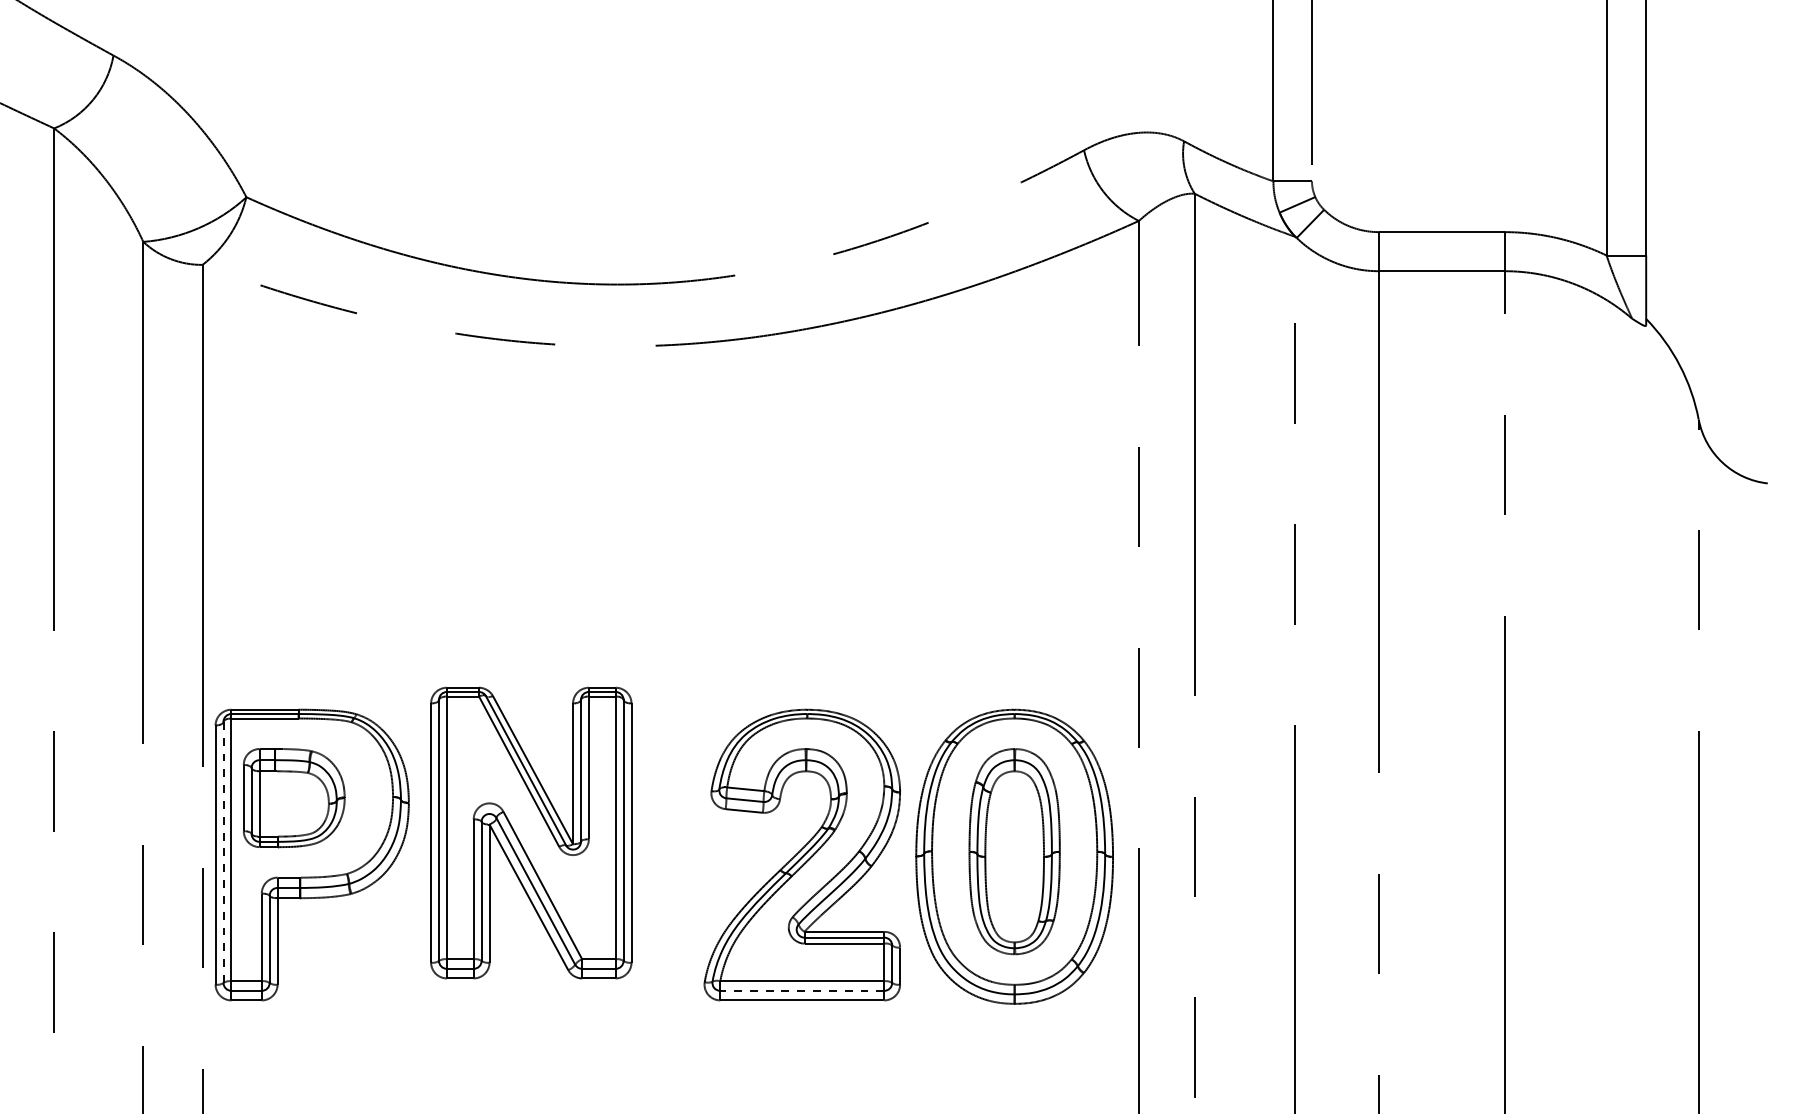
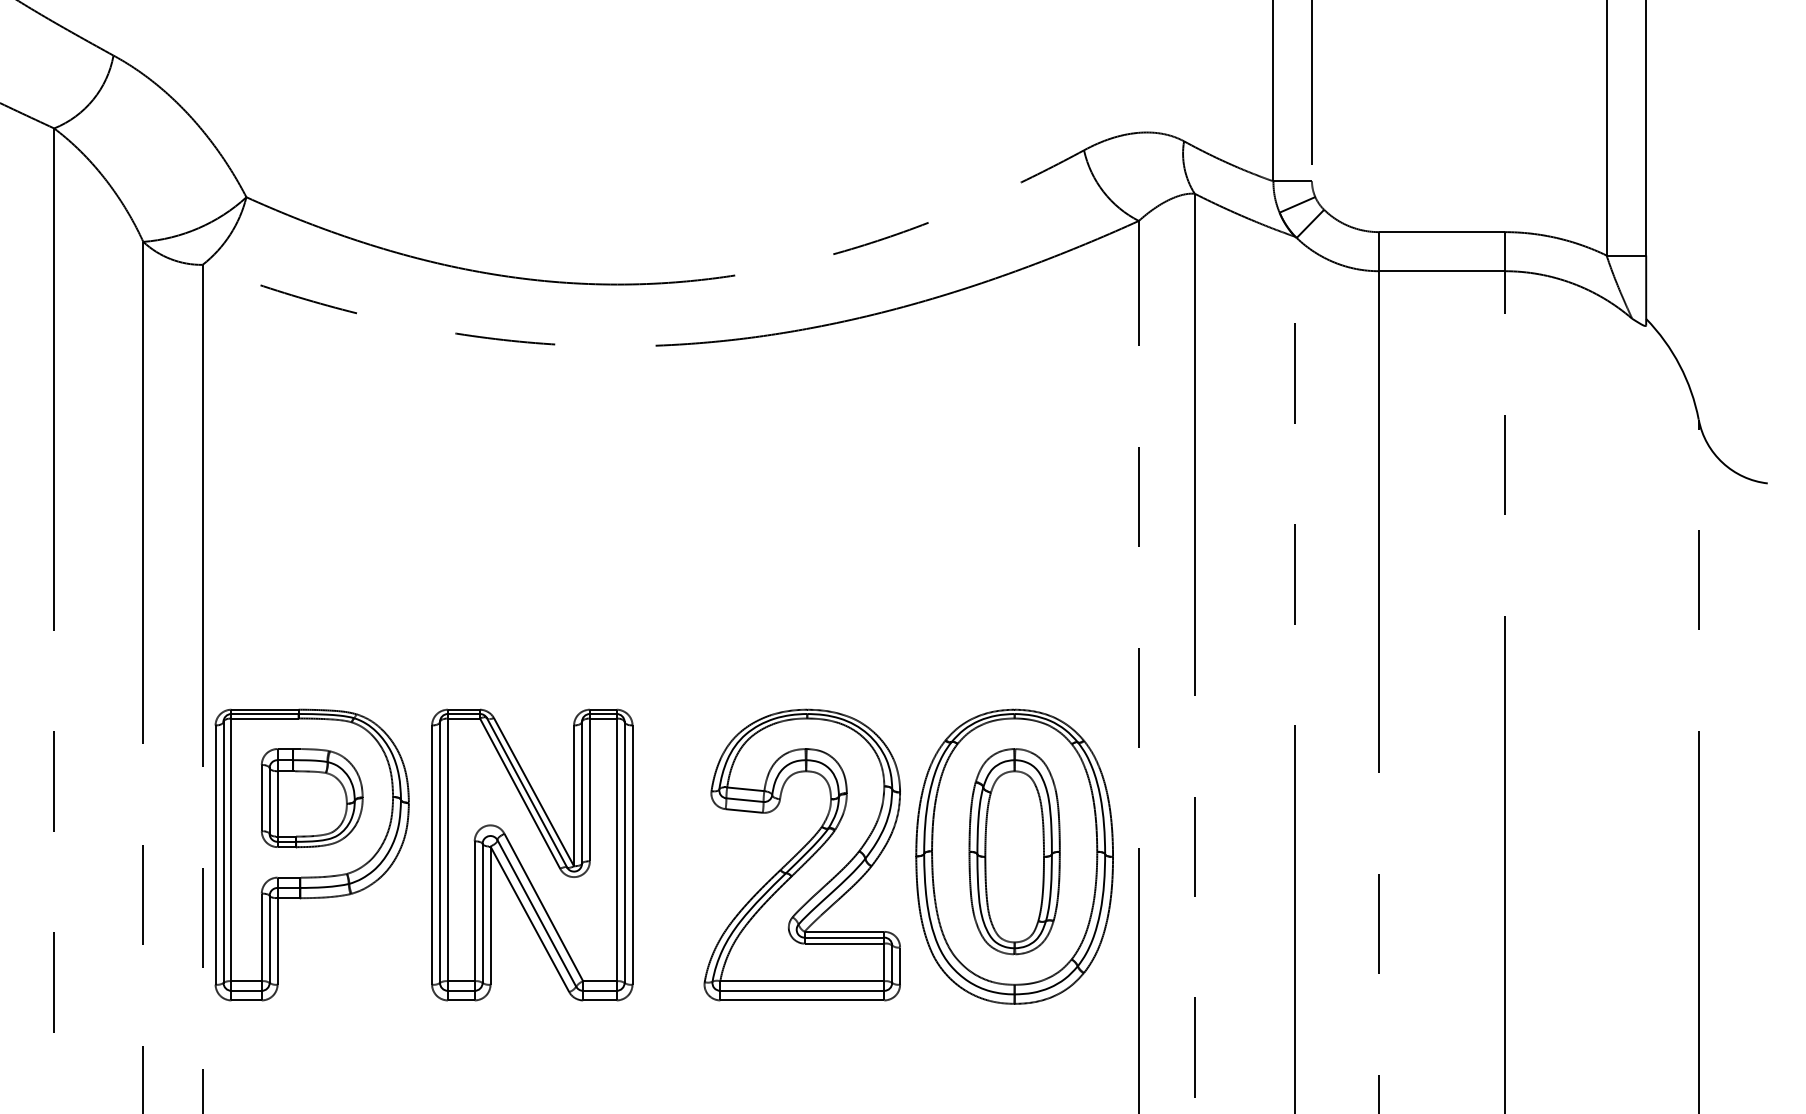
part position: (293, 798) -> (311, 798) (311, 798)
part position: (531, 832) -> (532, 854) (532, 854)
line: dashed -> solid (223, 852)
line: dashed -> solid (802, 990)
